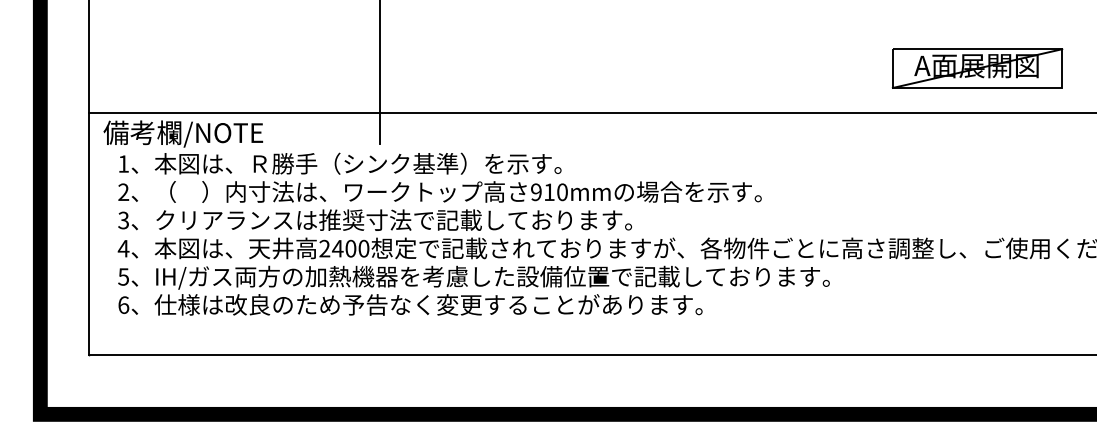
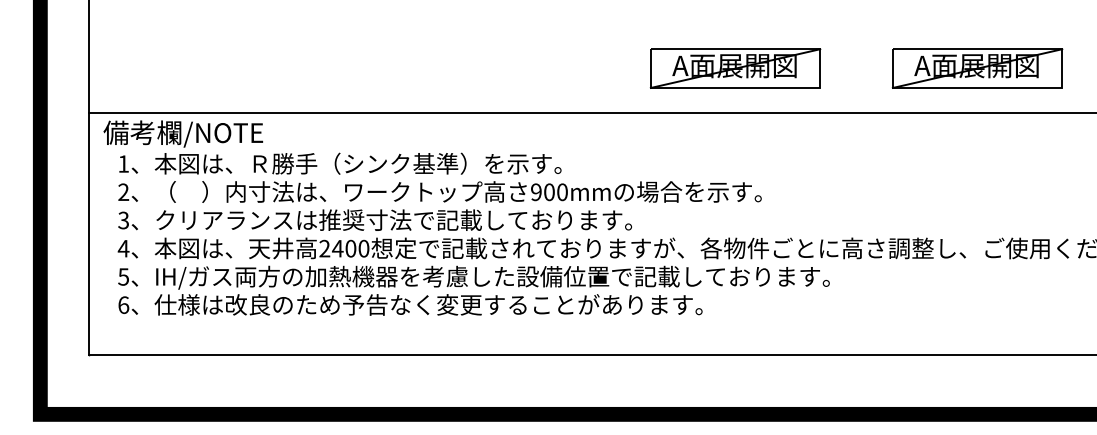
part: none -> present (735, 68)
line: present -> none (379, 72)
text: 910mm -> 900mm (549, 192)
